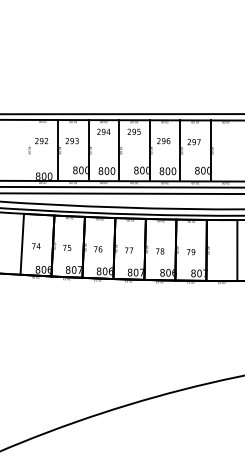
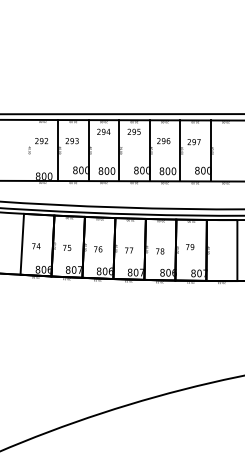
line: present -> none (121, 186)
line: present -> none (121, 193)
text position: (191, 252) -> (190, 247) (190, 247)
